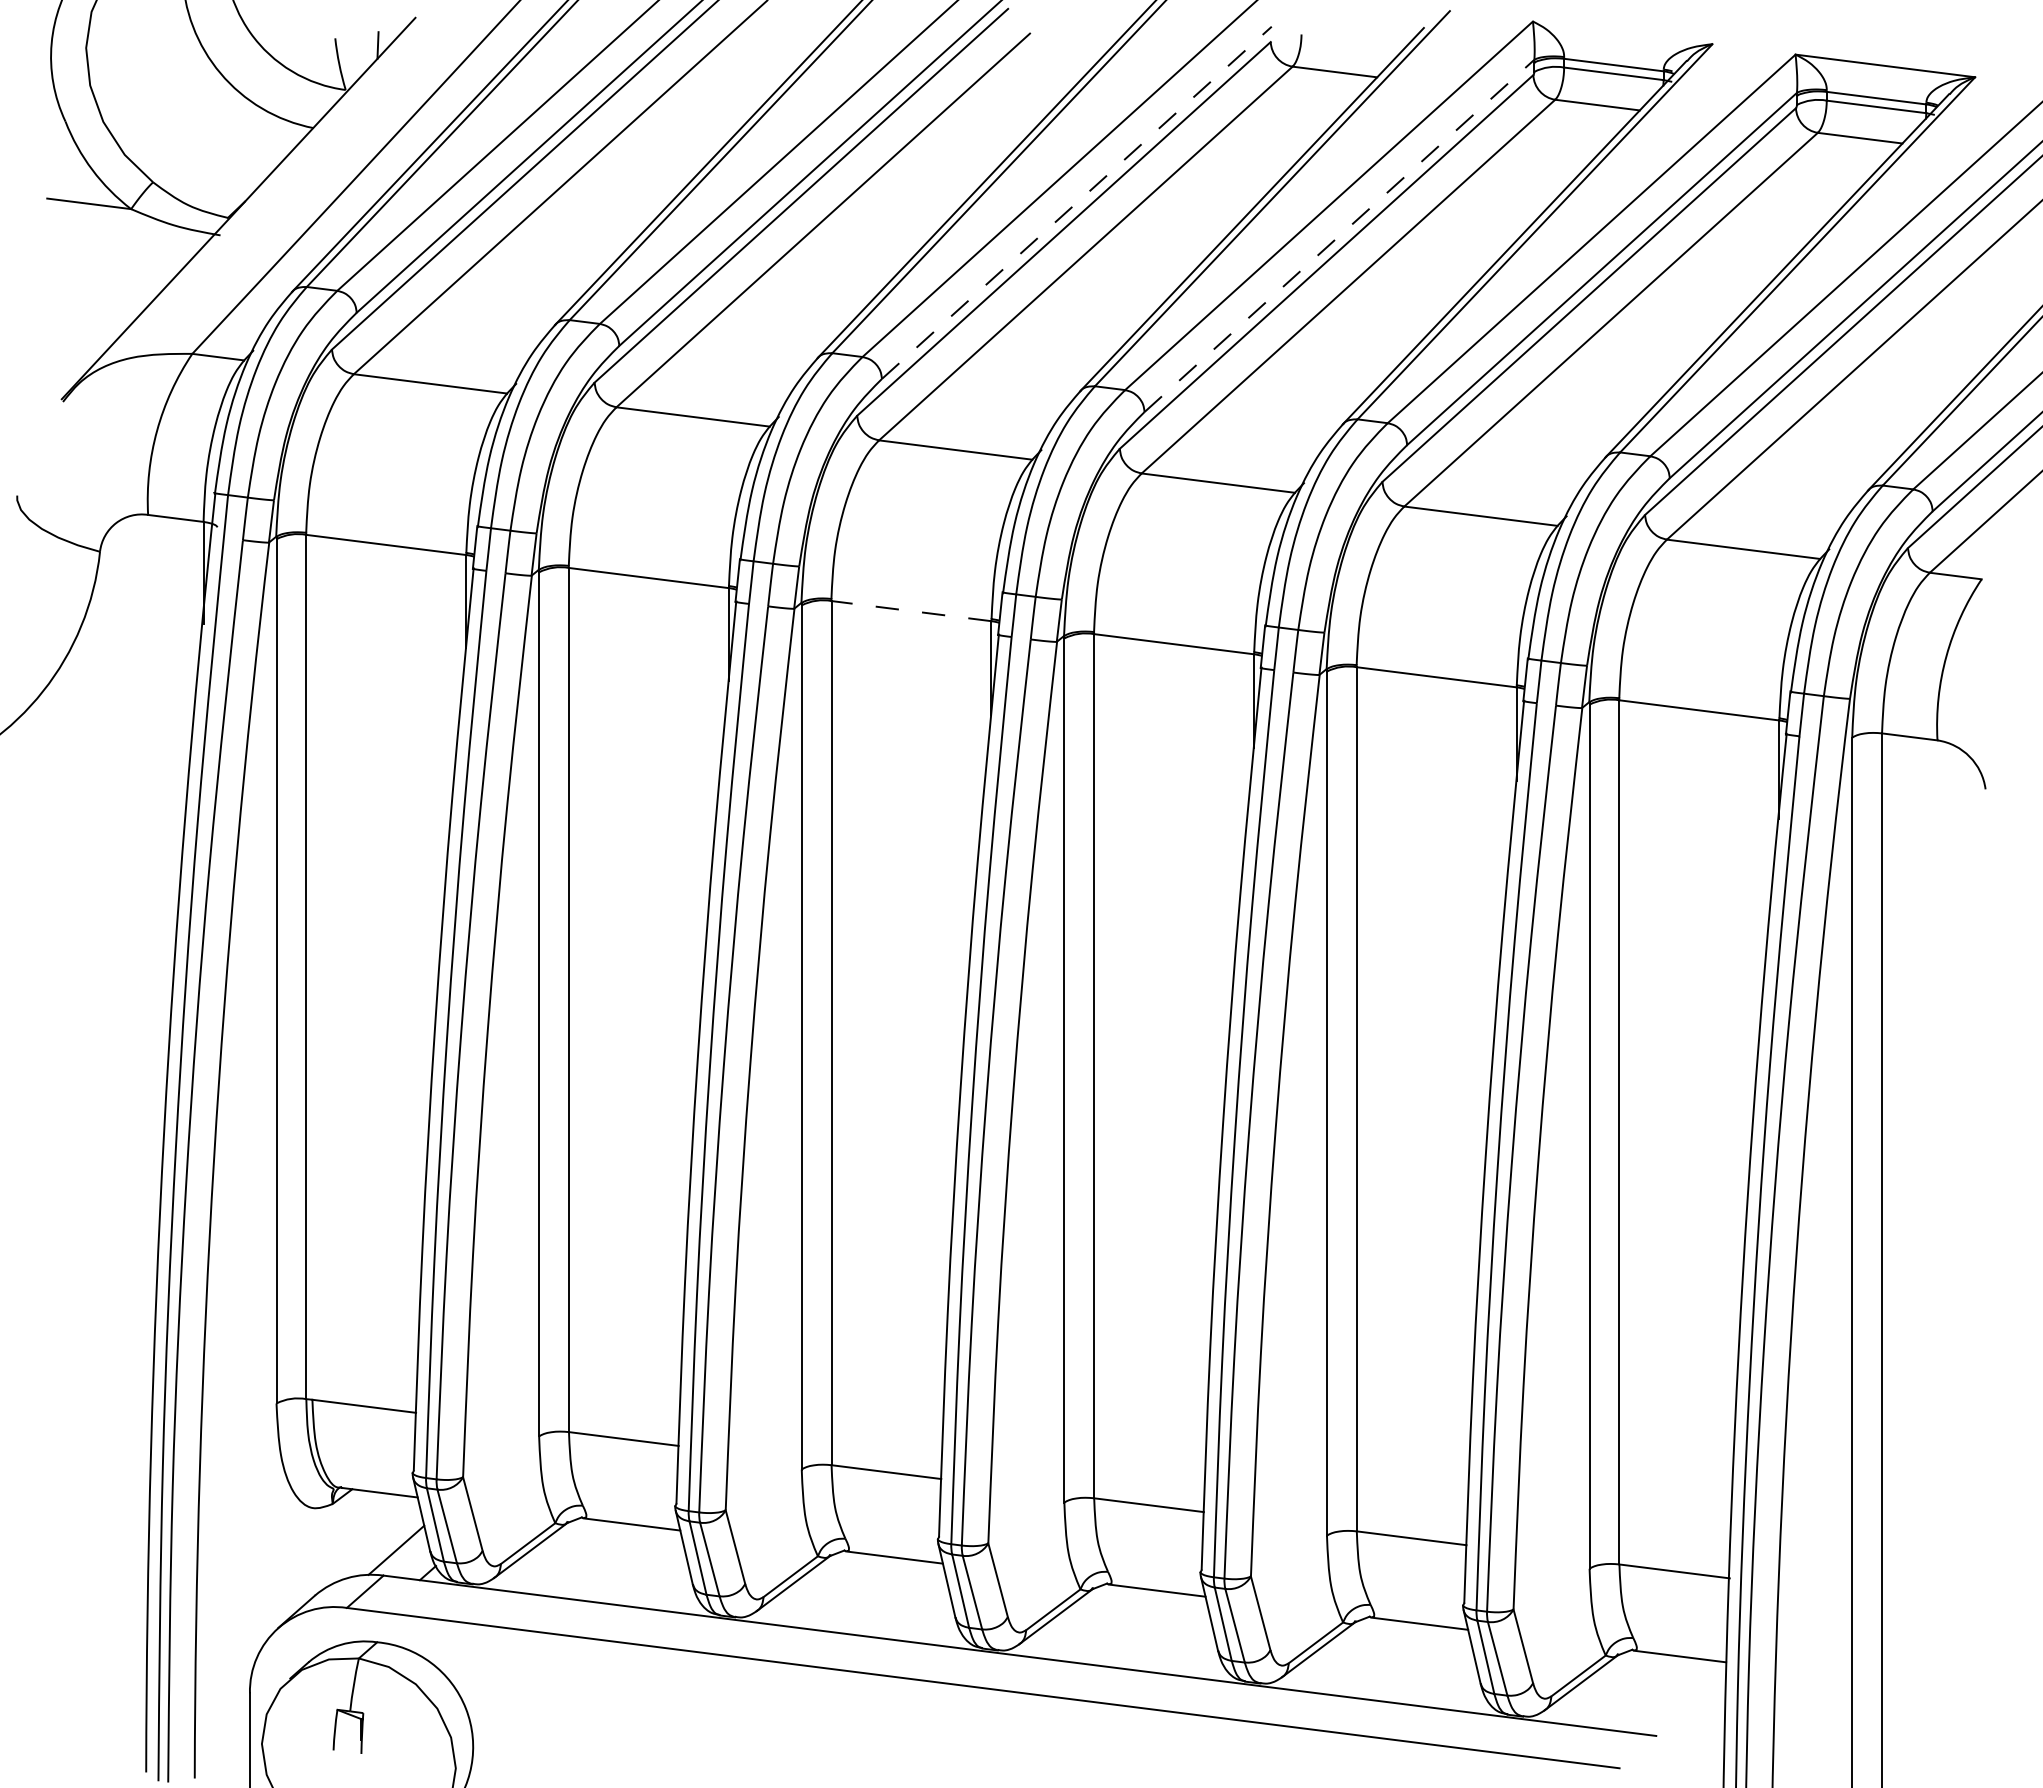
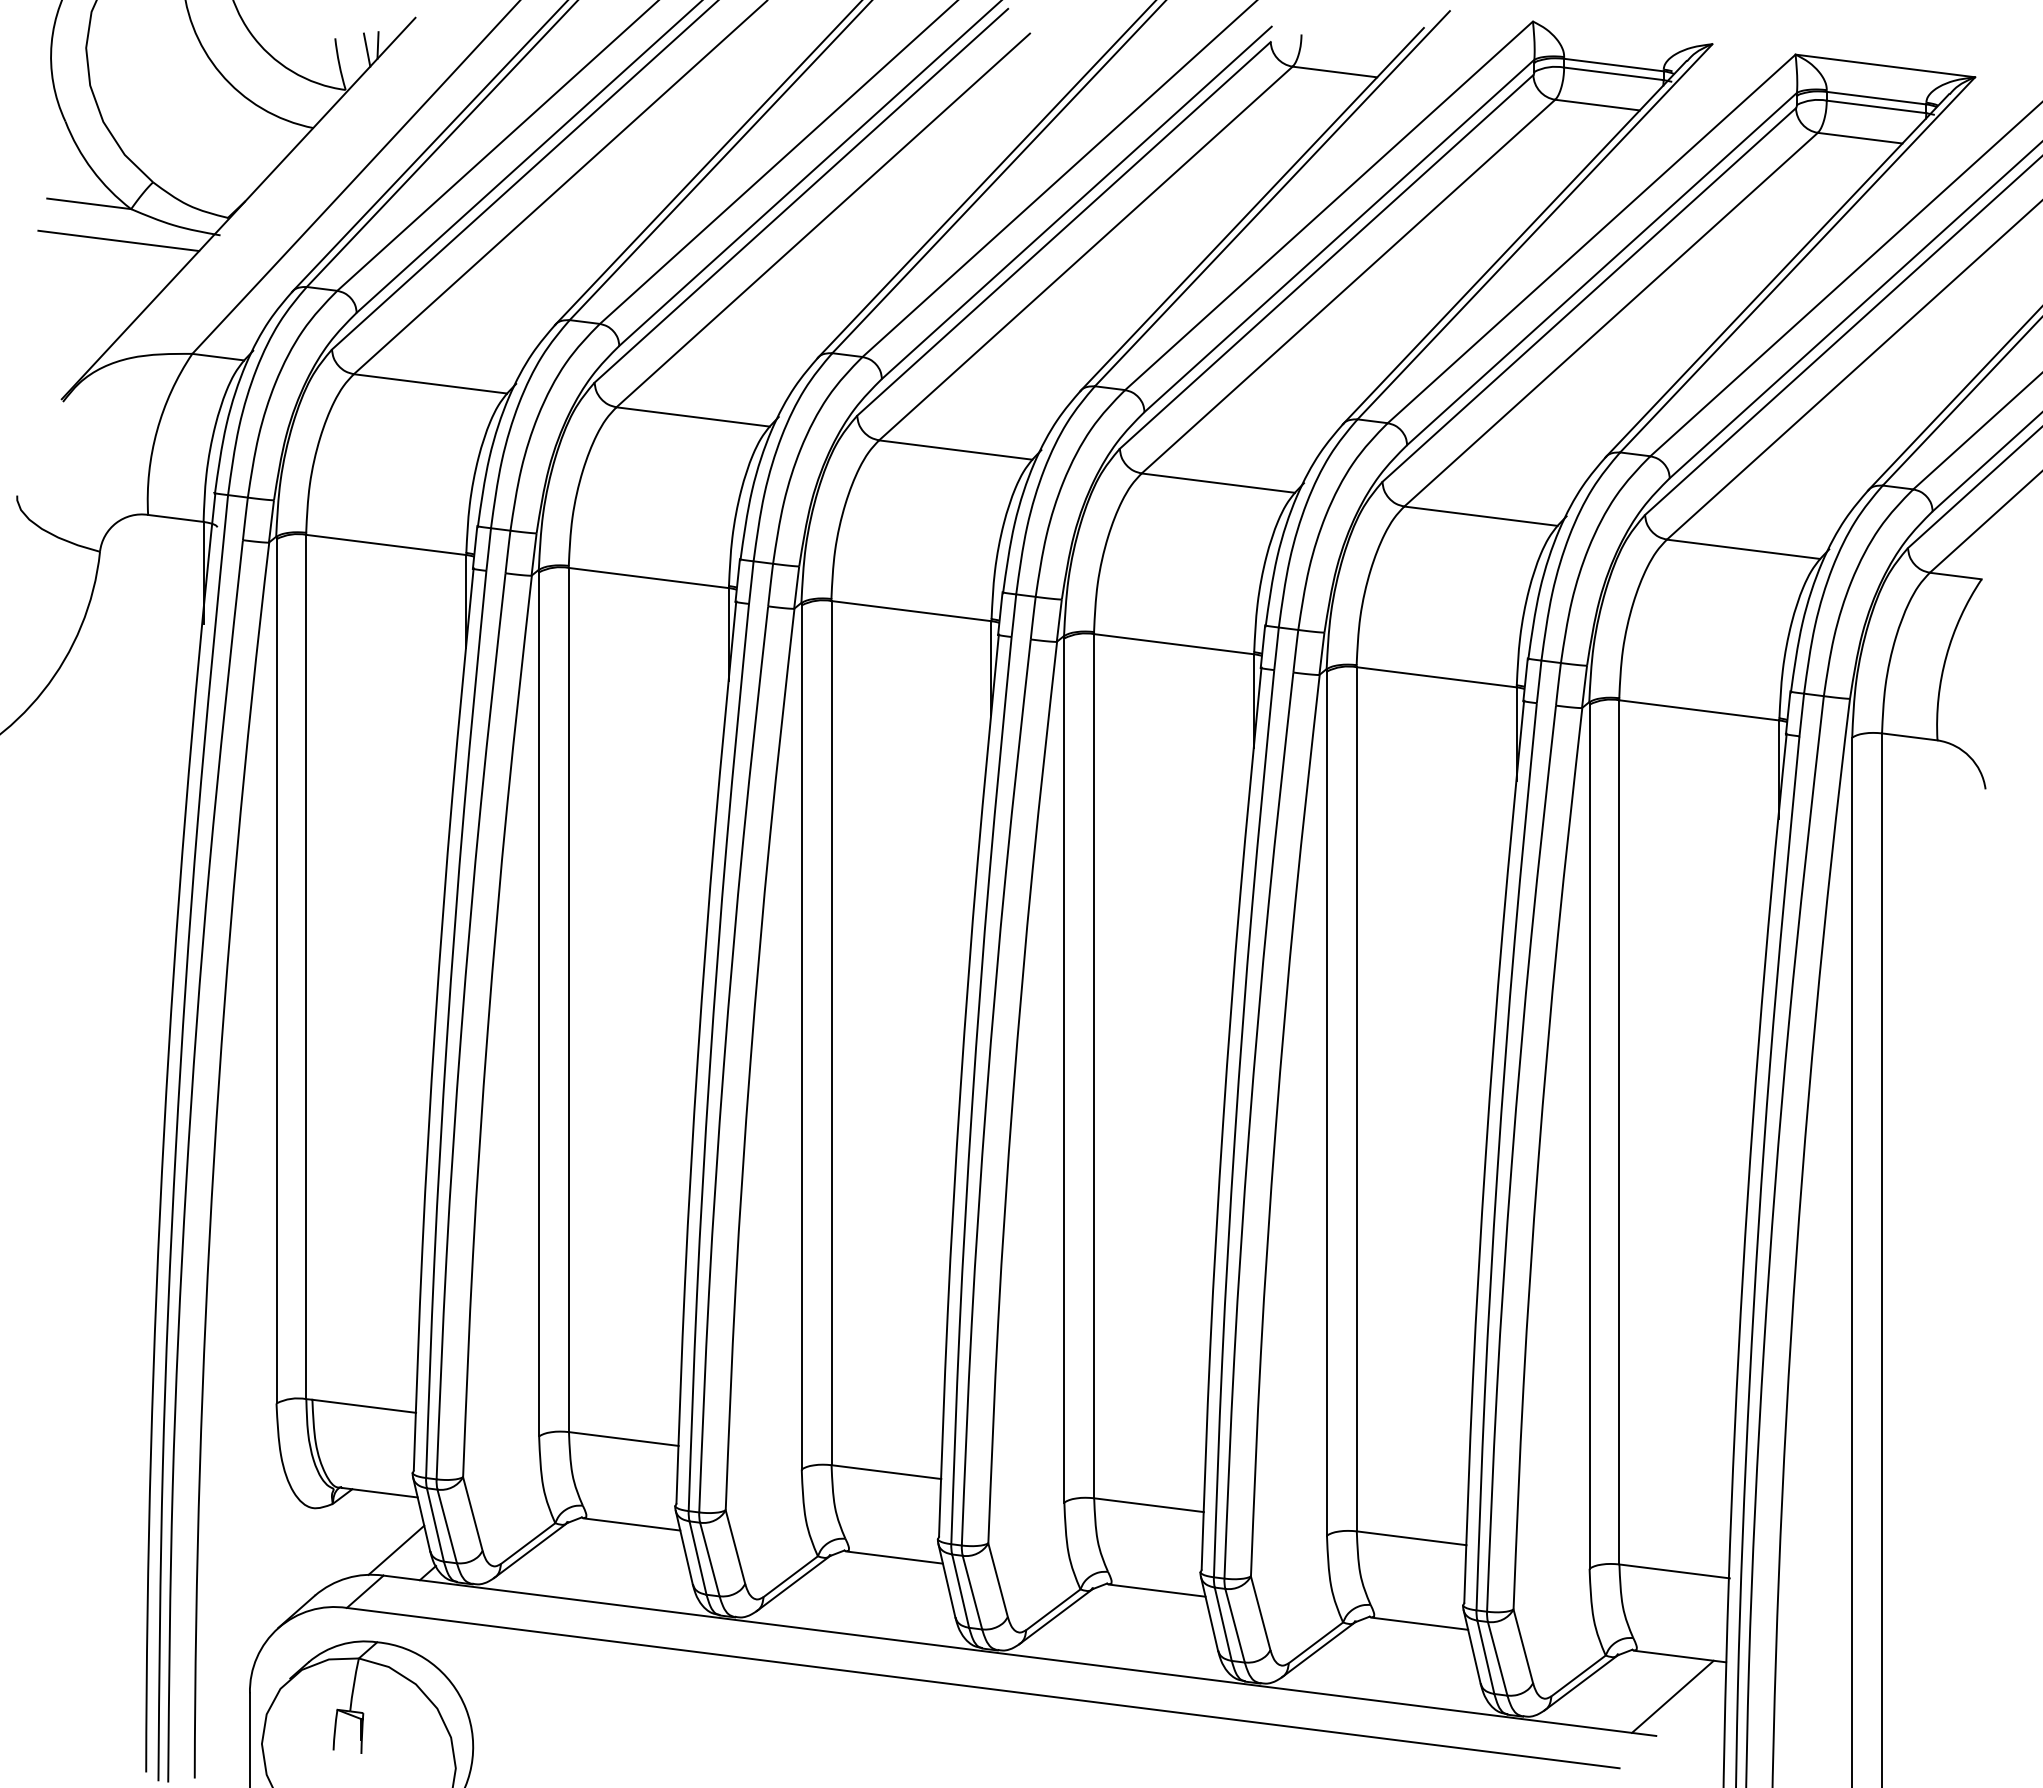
line: none -> present (366, 49)
line: dashed -> solid (1076, 202)
line: dashed -> solid (1339, 235)
line: none -> present (118, 240)
line: dashed -> solid (911, 611)
line: none -> present (1672, 1696)
